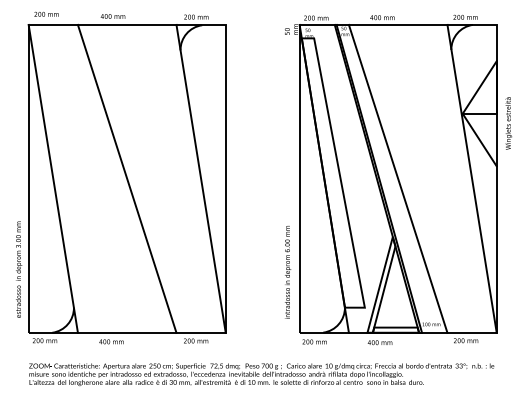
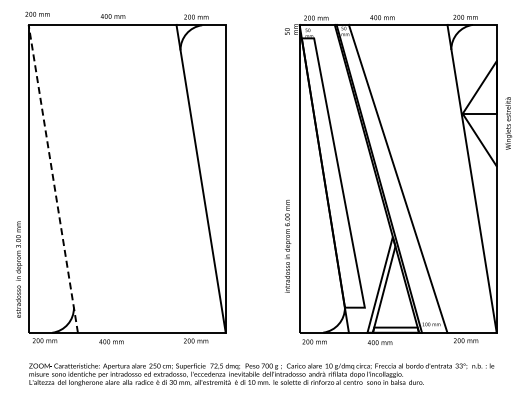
text position: (46, 13) -> (37, 13) (37, 13)
line: solid -> dashed (53, 178)
line: present -> none (126, 178)
text position: (288, 272) -> (288, 246) (288, 246)
